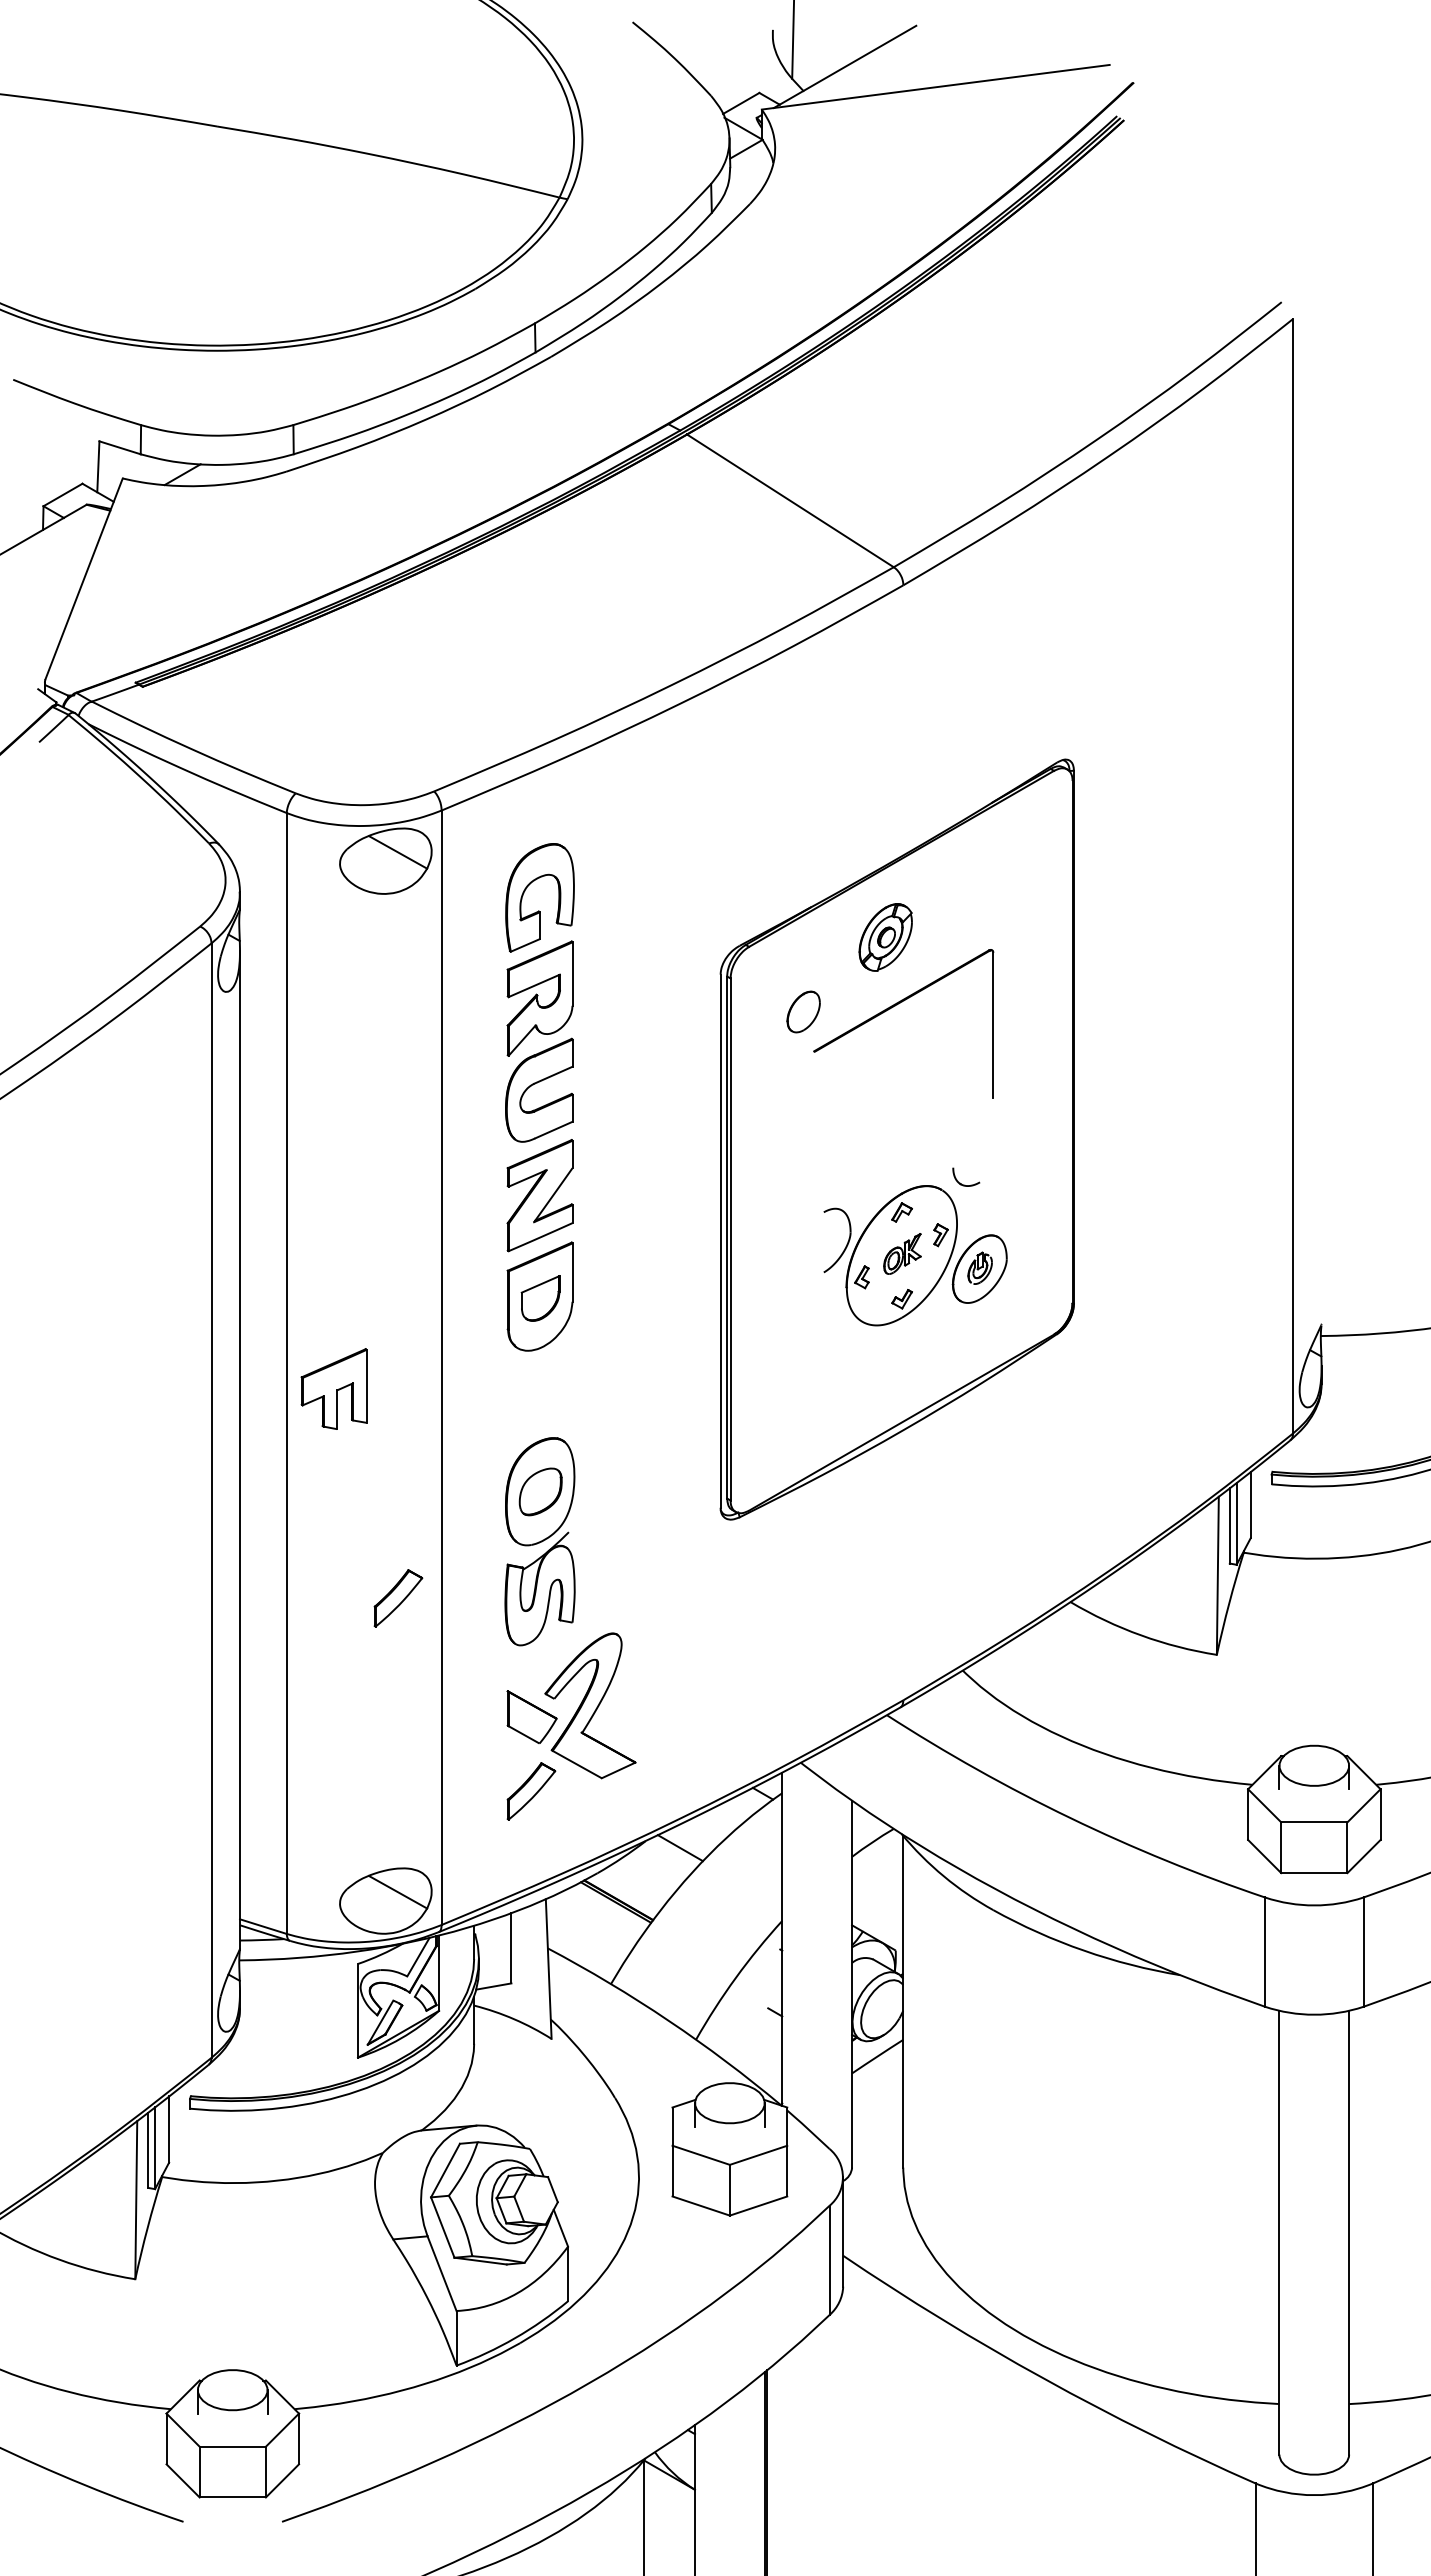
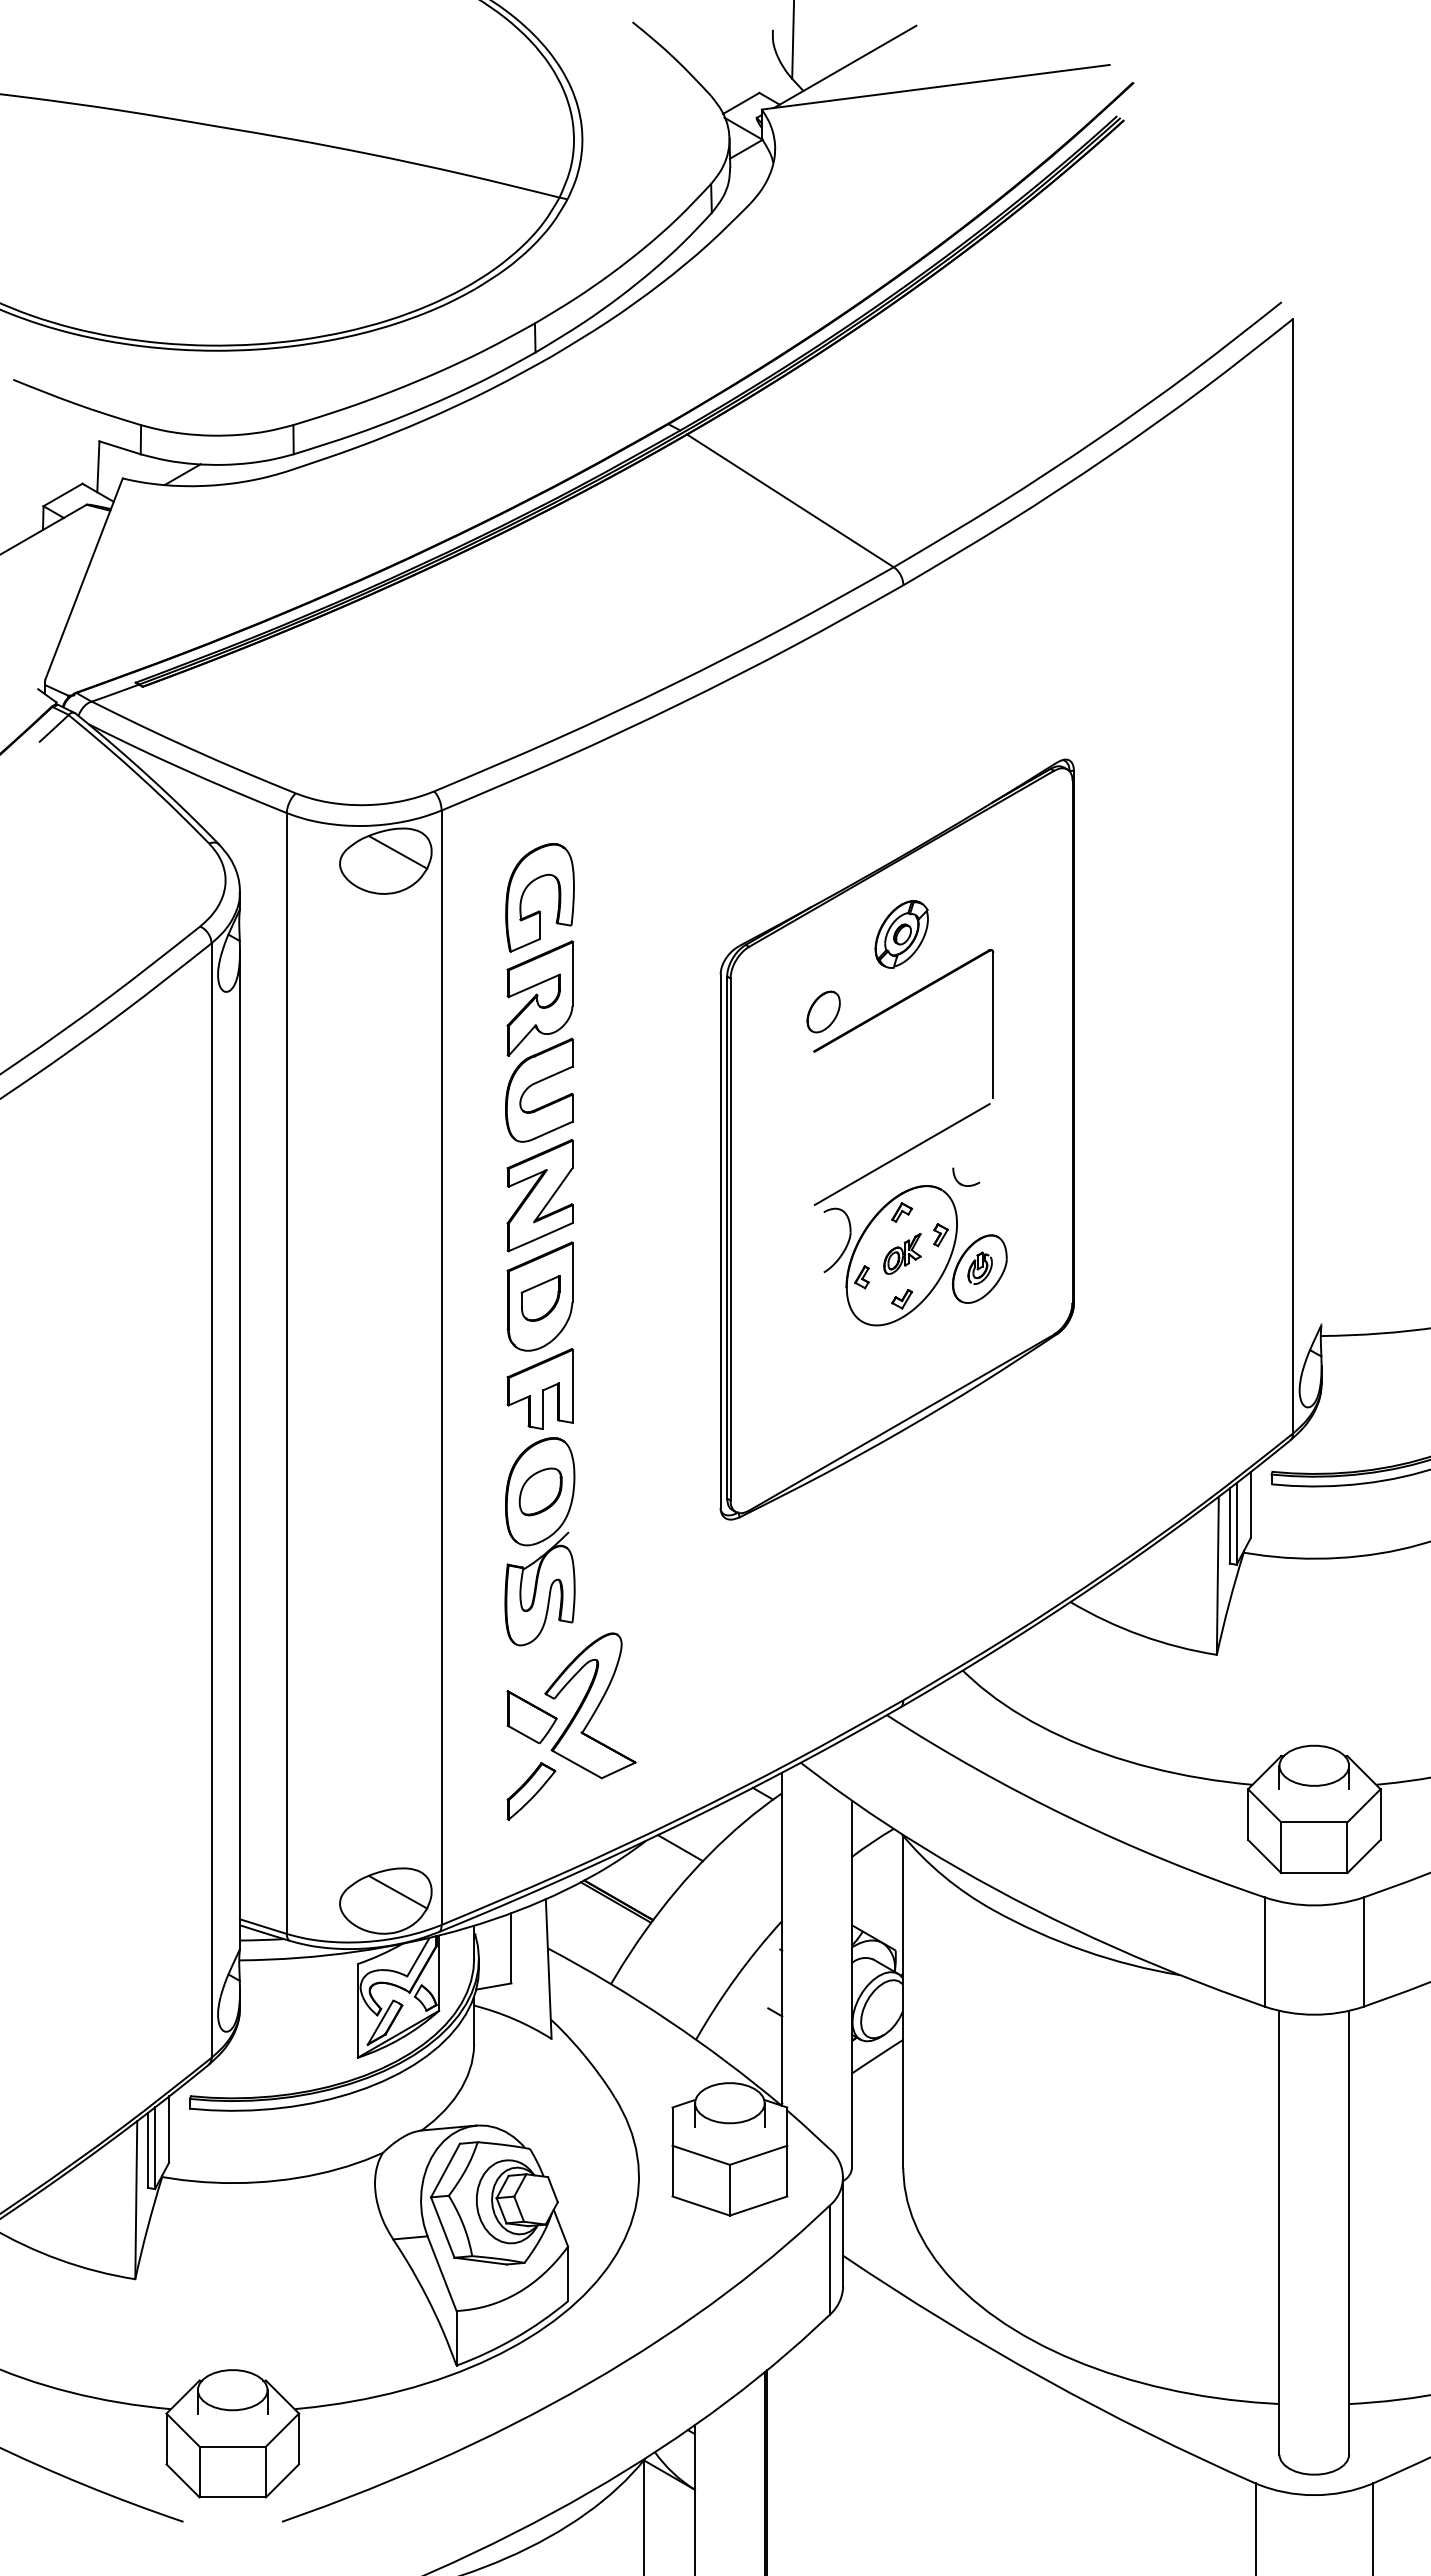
part position: (885, 937) -> (901, 934) (901, 934)
part position: (803, 1011) -> (823, 1011) (823, 1011)
line: none -> present (901, 1154)
part position: (333, 1388) -> (539, 1388) (539, 1388)
part: present -> none (398, 1598)
